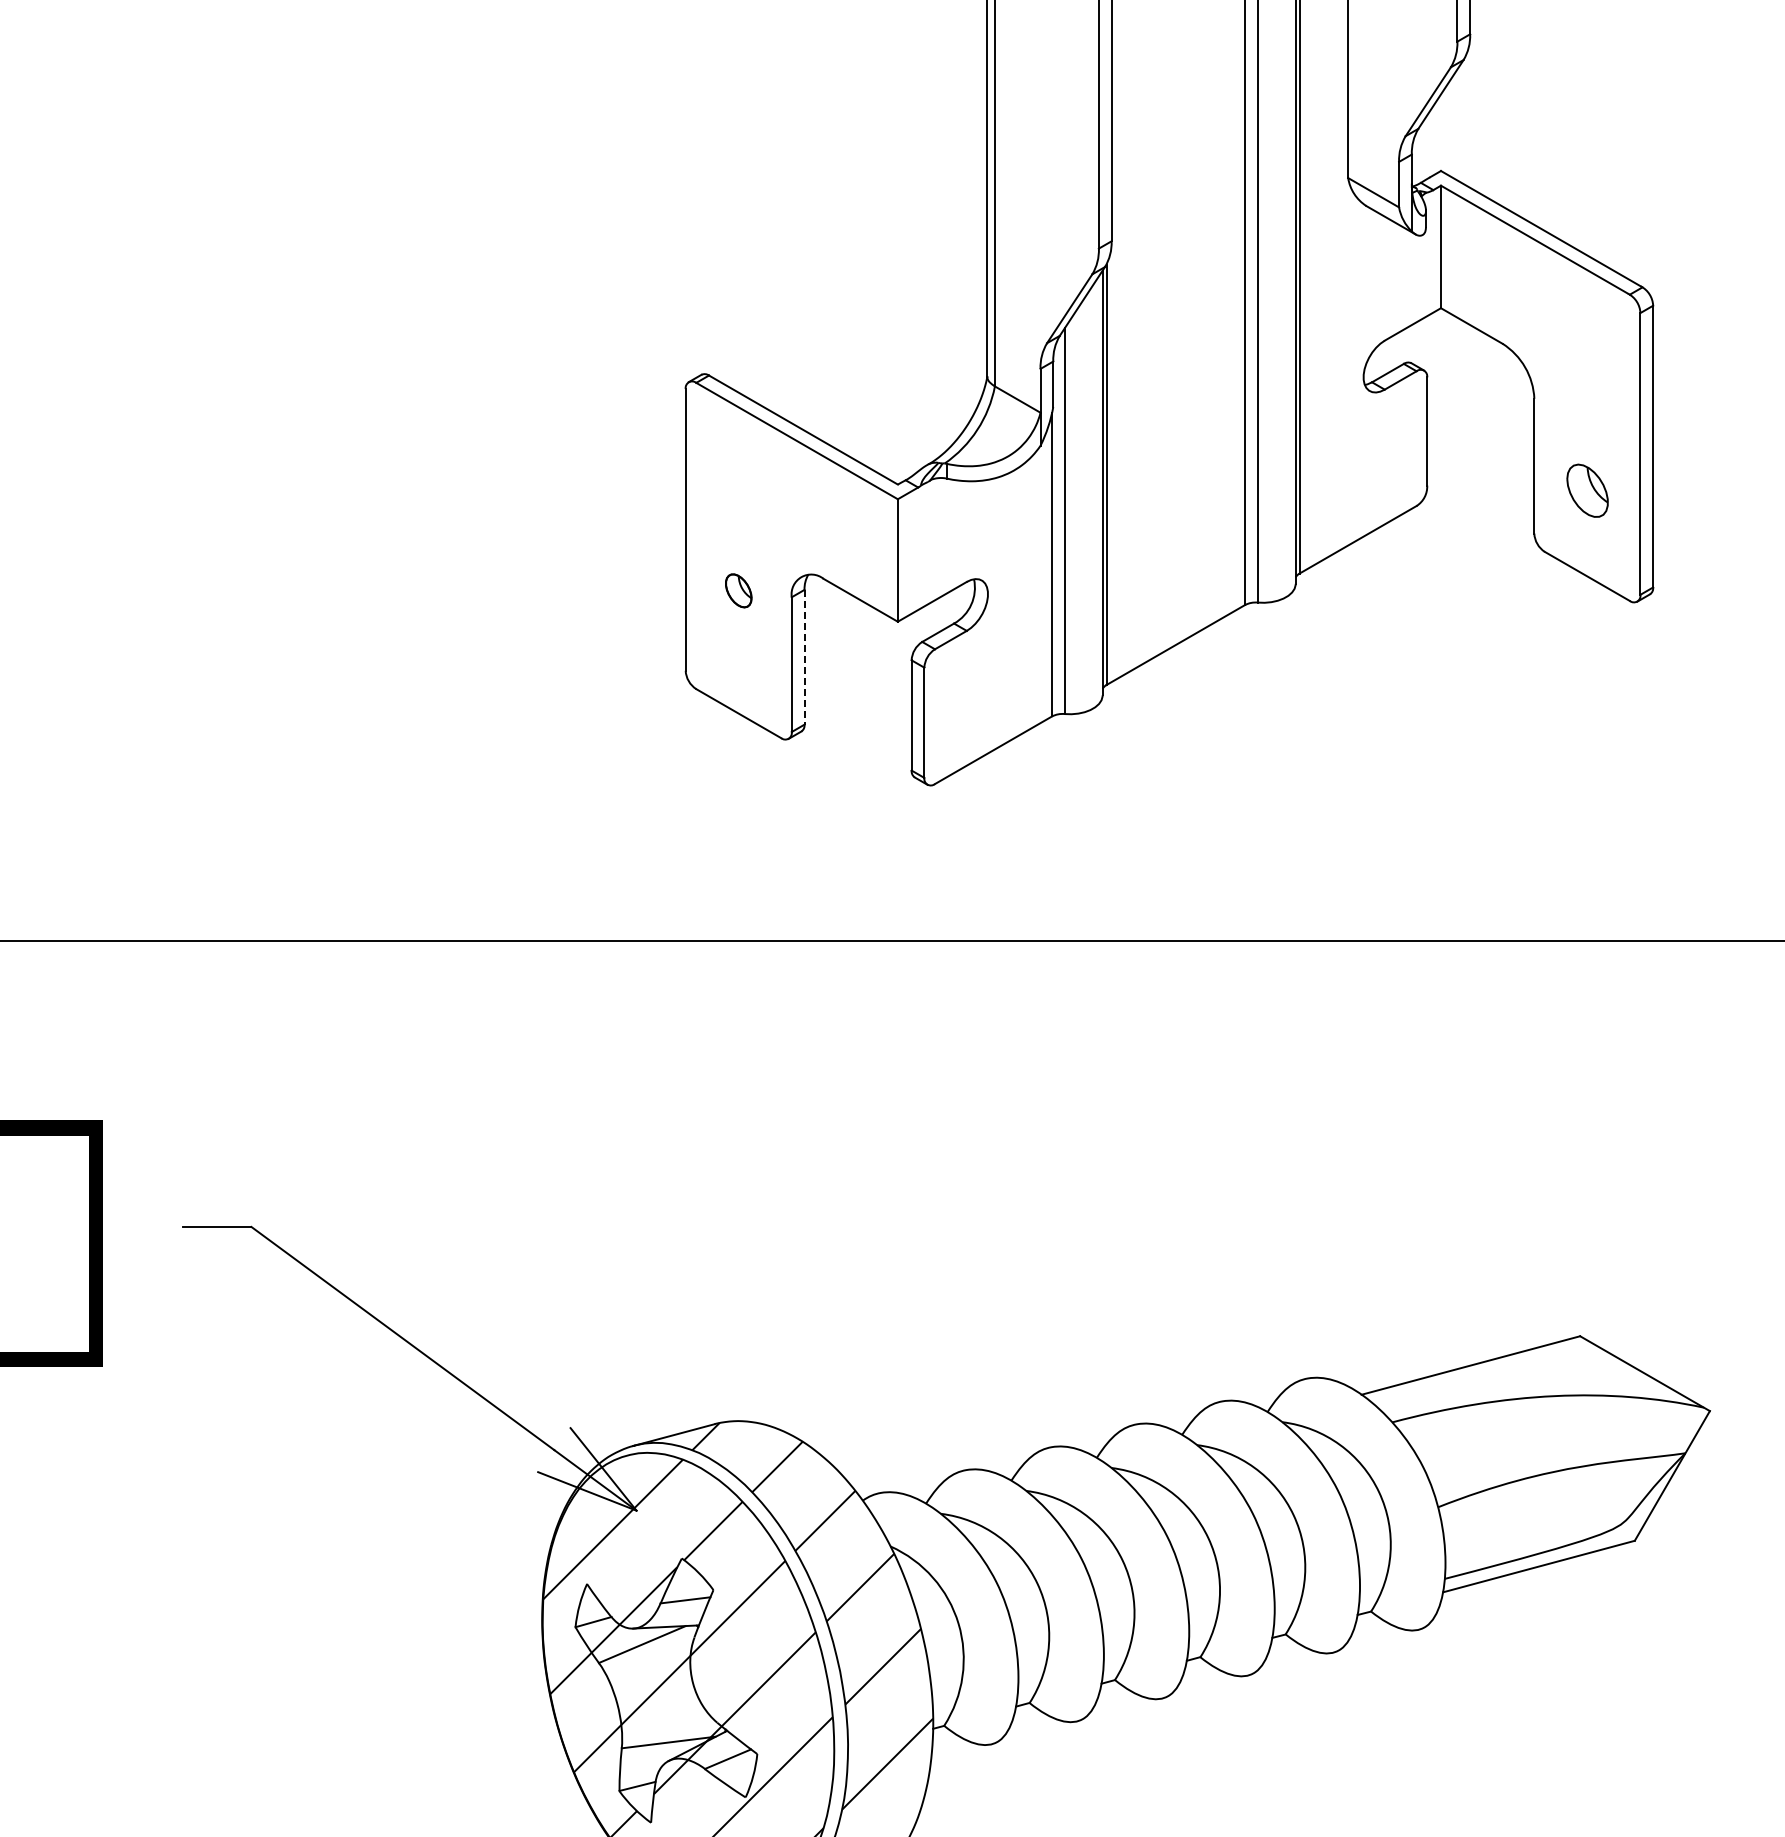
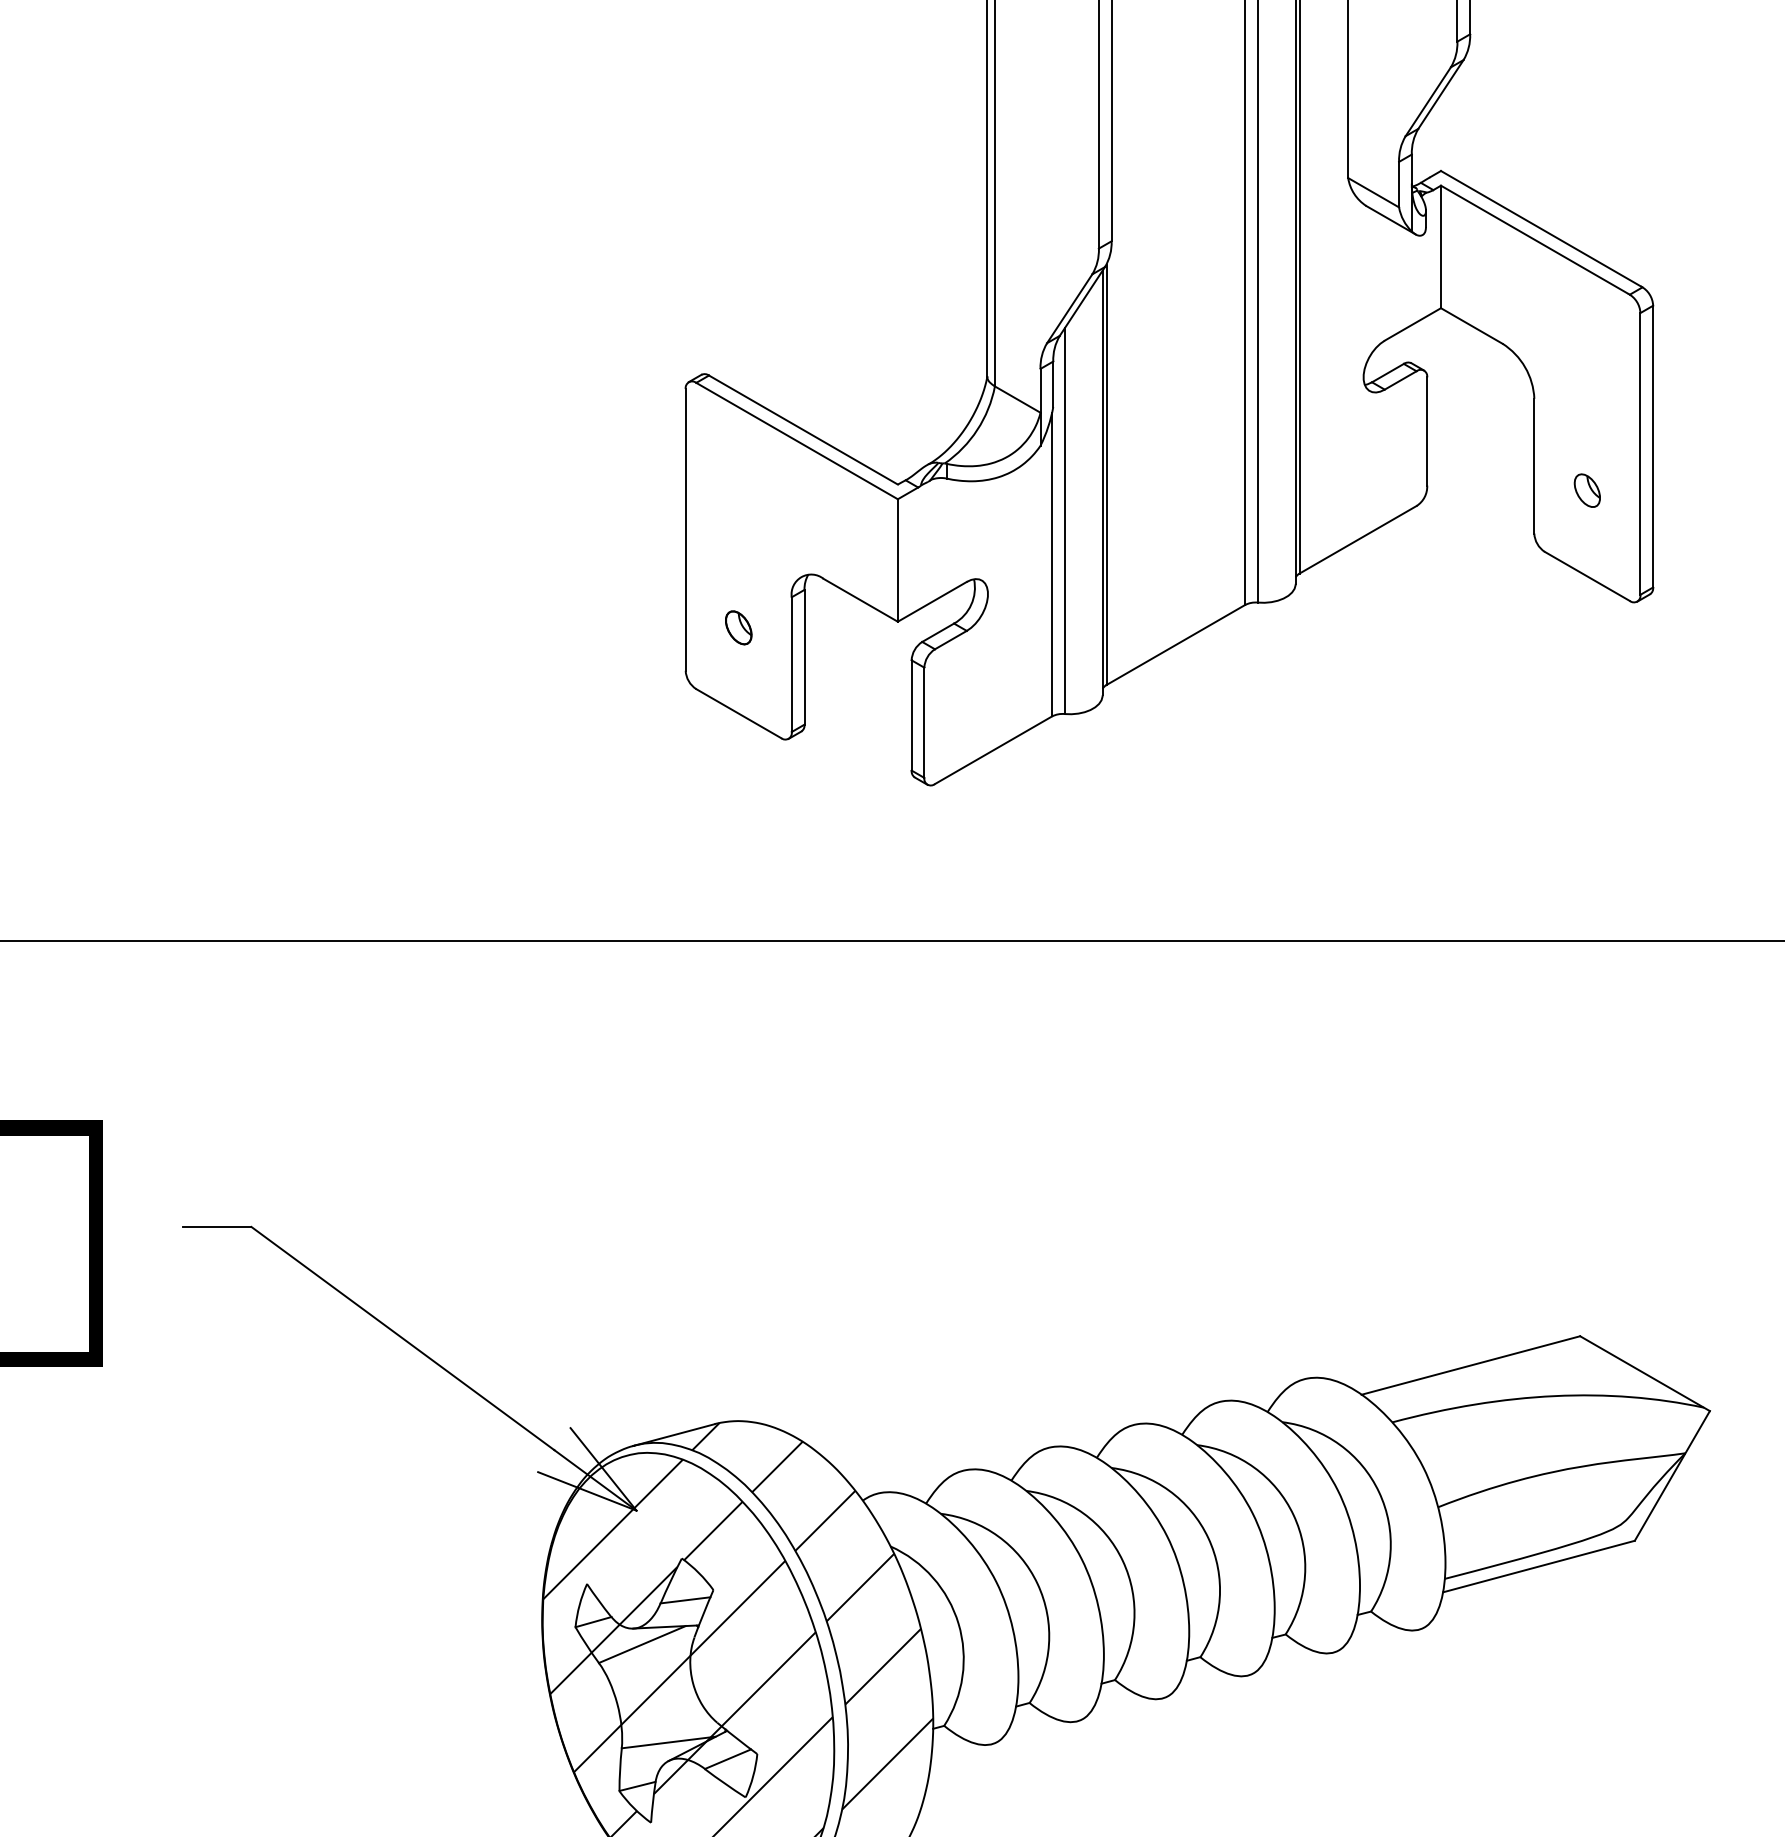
part size: 43x55 px -> 28x35 px (1586, 490)
part position: (738, 590) -> (738, 627) (738, 627)
line: dashed -> solid (804, 657)
